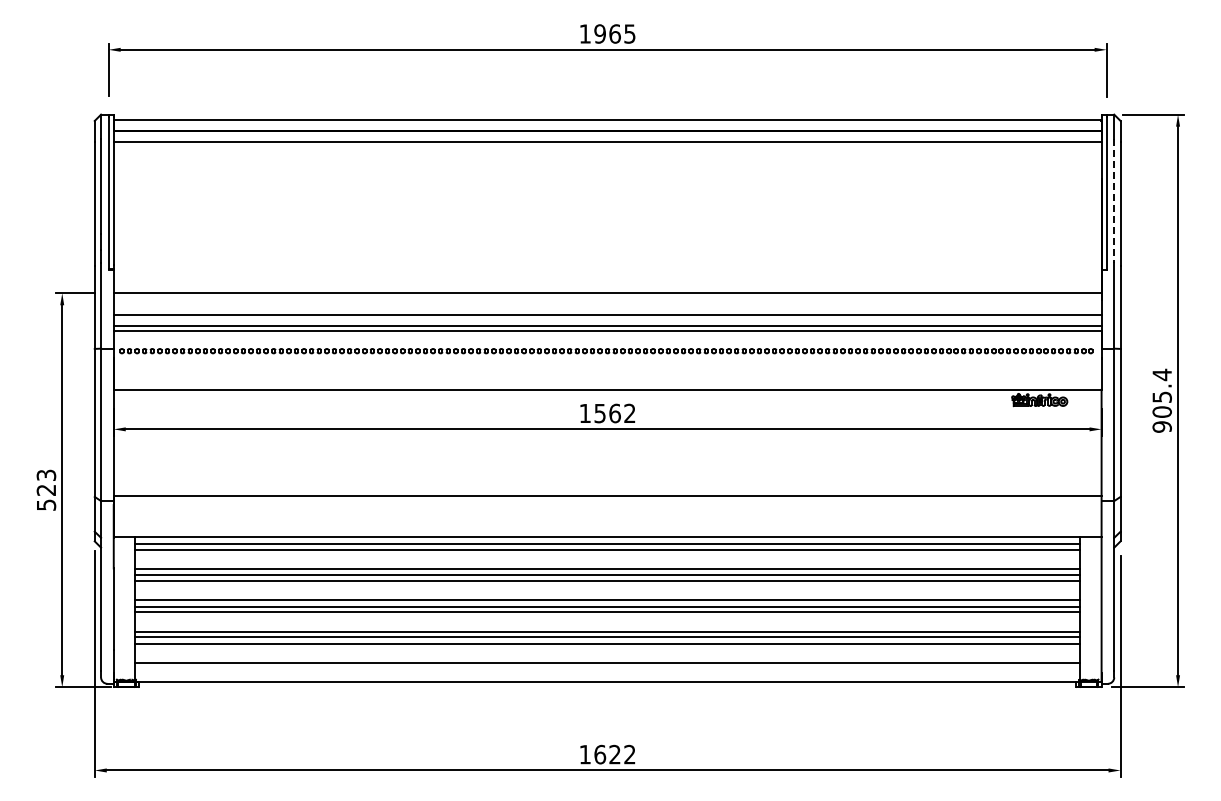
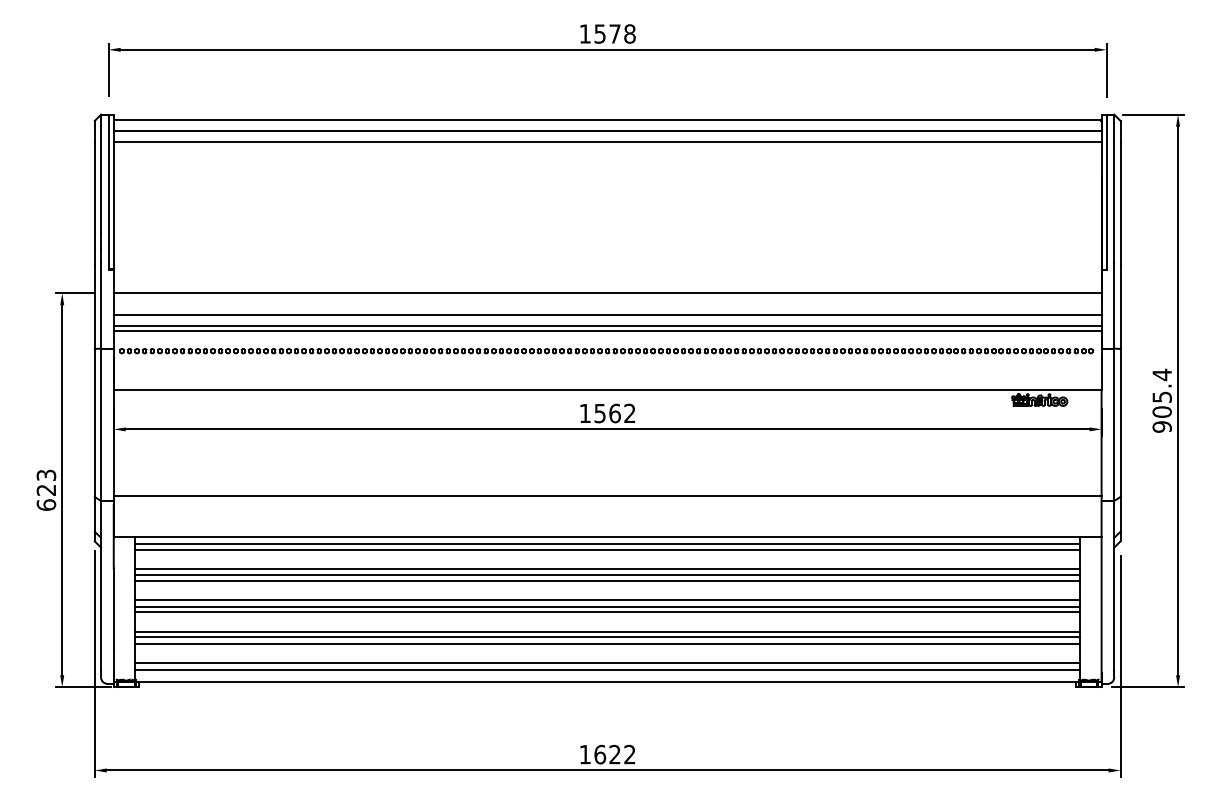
text: 1965 -> 1578 (614, 33)
line: dashed -> solid (1114, 201)
text: 523 -> 623 (46, 504)
line: none -> present (607, 669)
